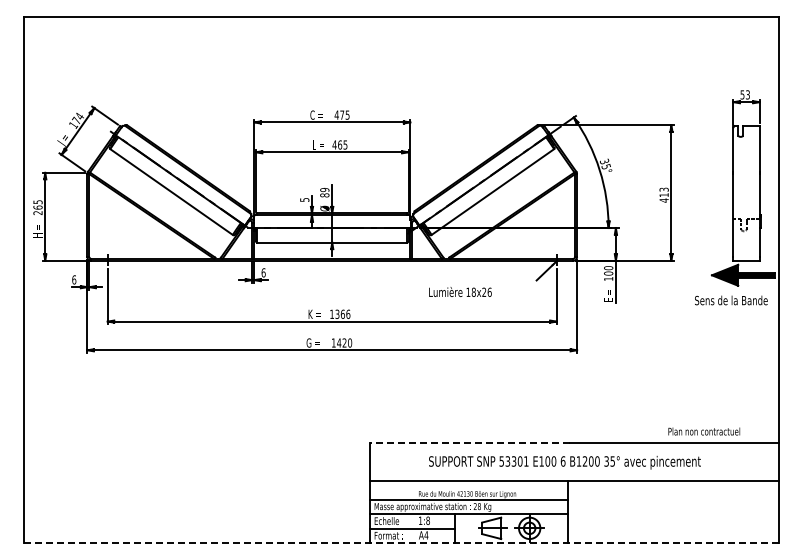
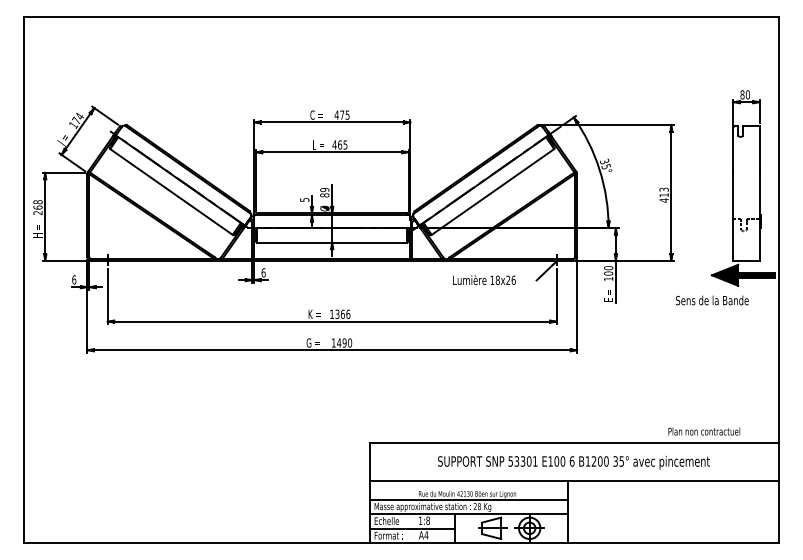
text: 53 -> 80 (744, 94)
text: 265 -> 268 (37, 202)
text position: (460, 291) -> (484, 279) (484, 279)
text position: (731, 300) -> (712, 300) (712, 300)
text: 1420 -> 1490 (344, 342)
line: dashed -> solid (469, 443)
text position: (564, 462) -> (573, 462) (573, 462)
line: dashed -> solid (402, 543)
